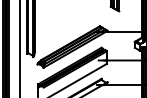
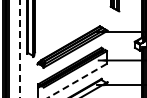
line: solid -> dashed (19, 48)
line: solid -> dashed (77, 80)
